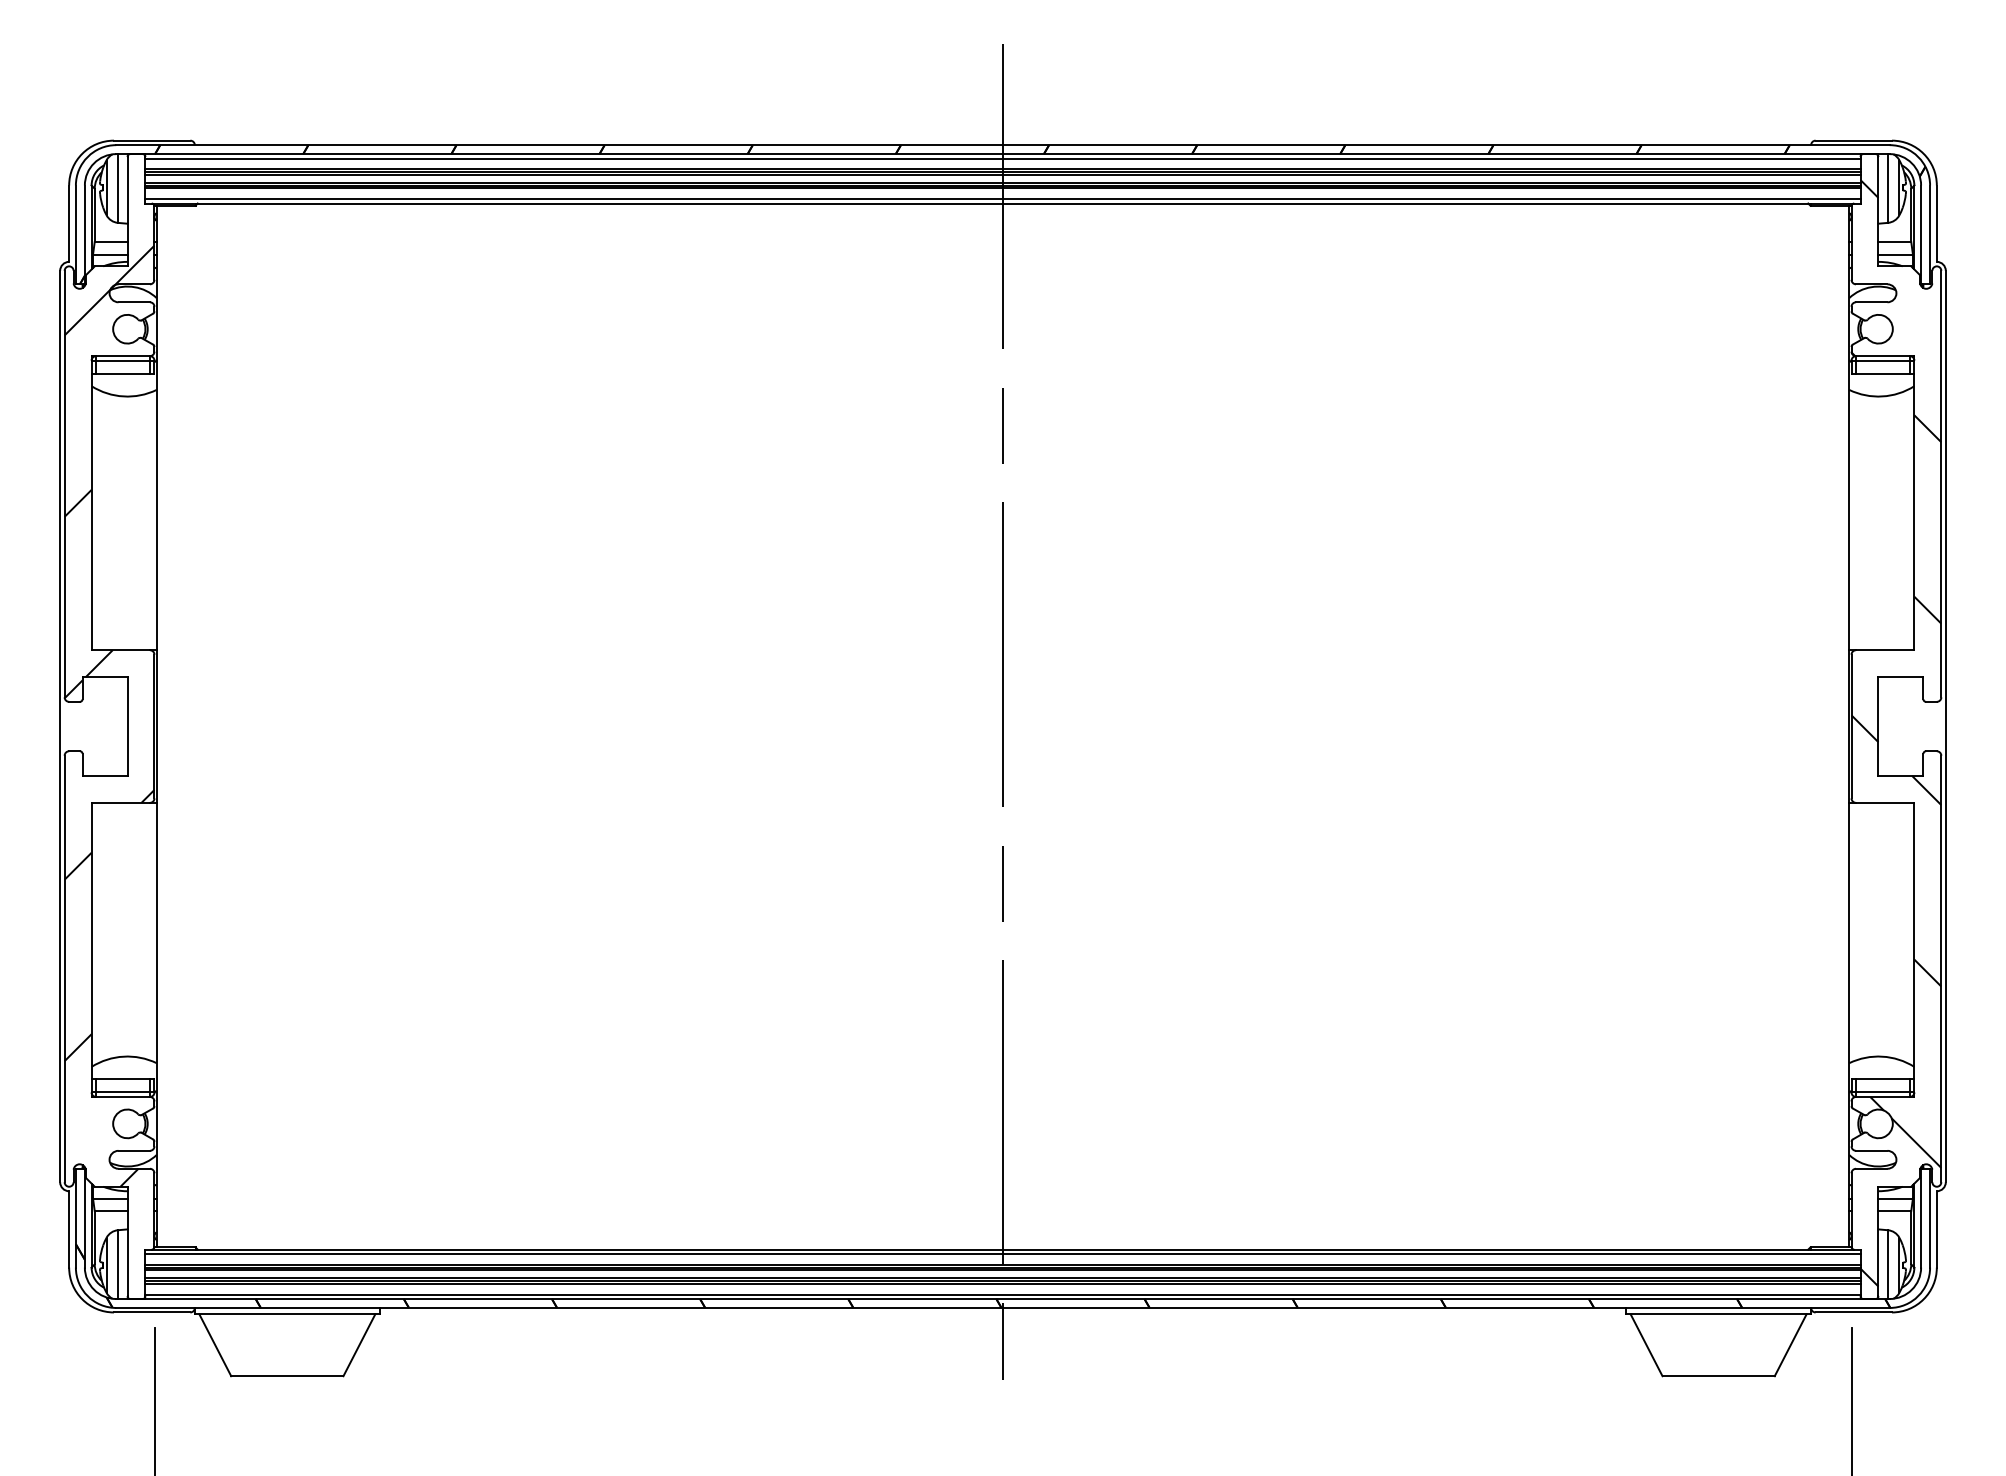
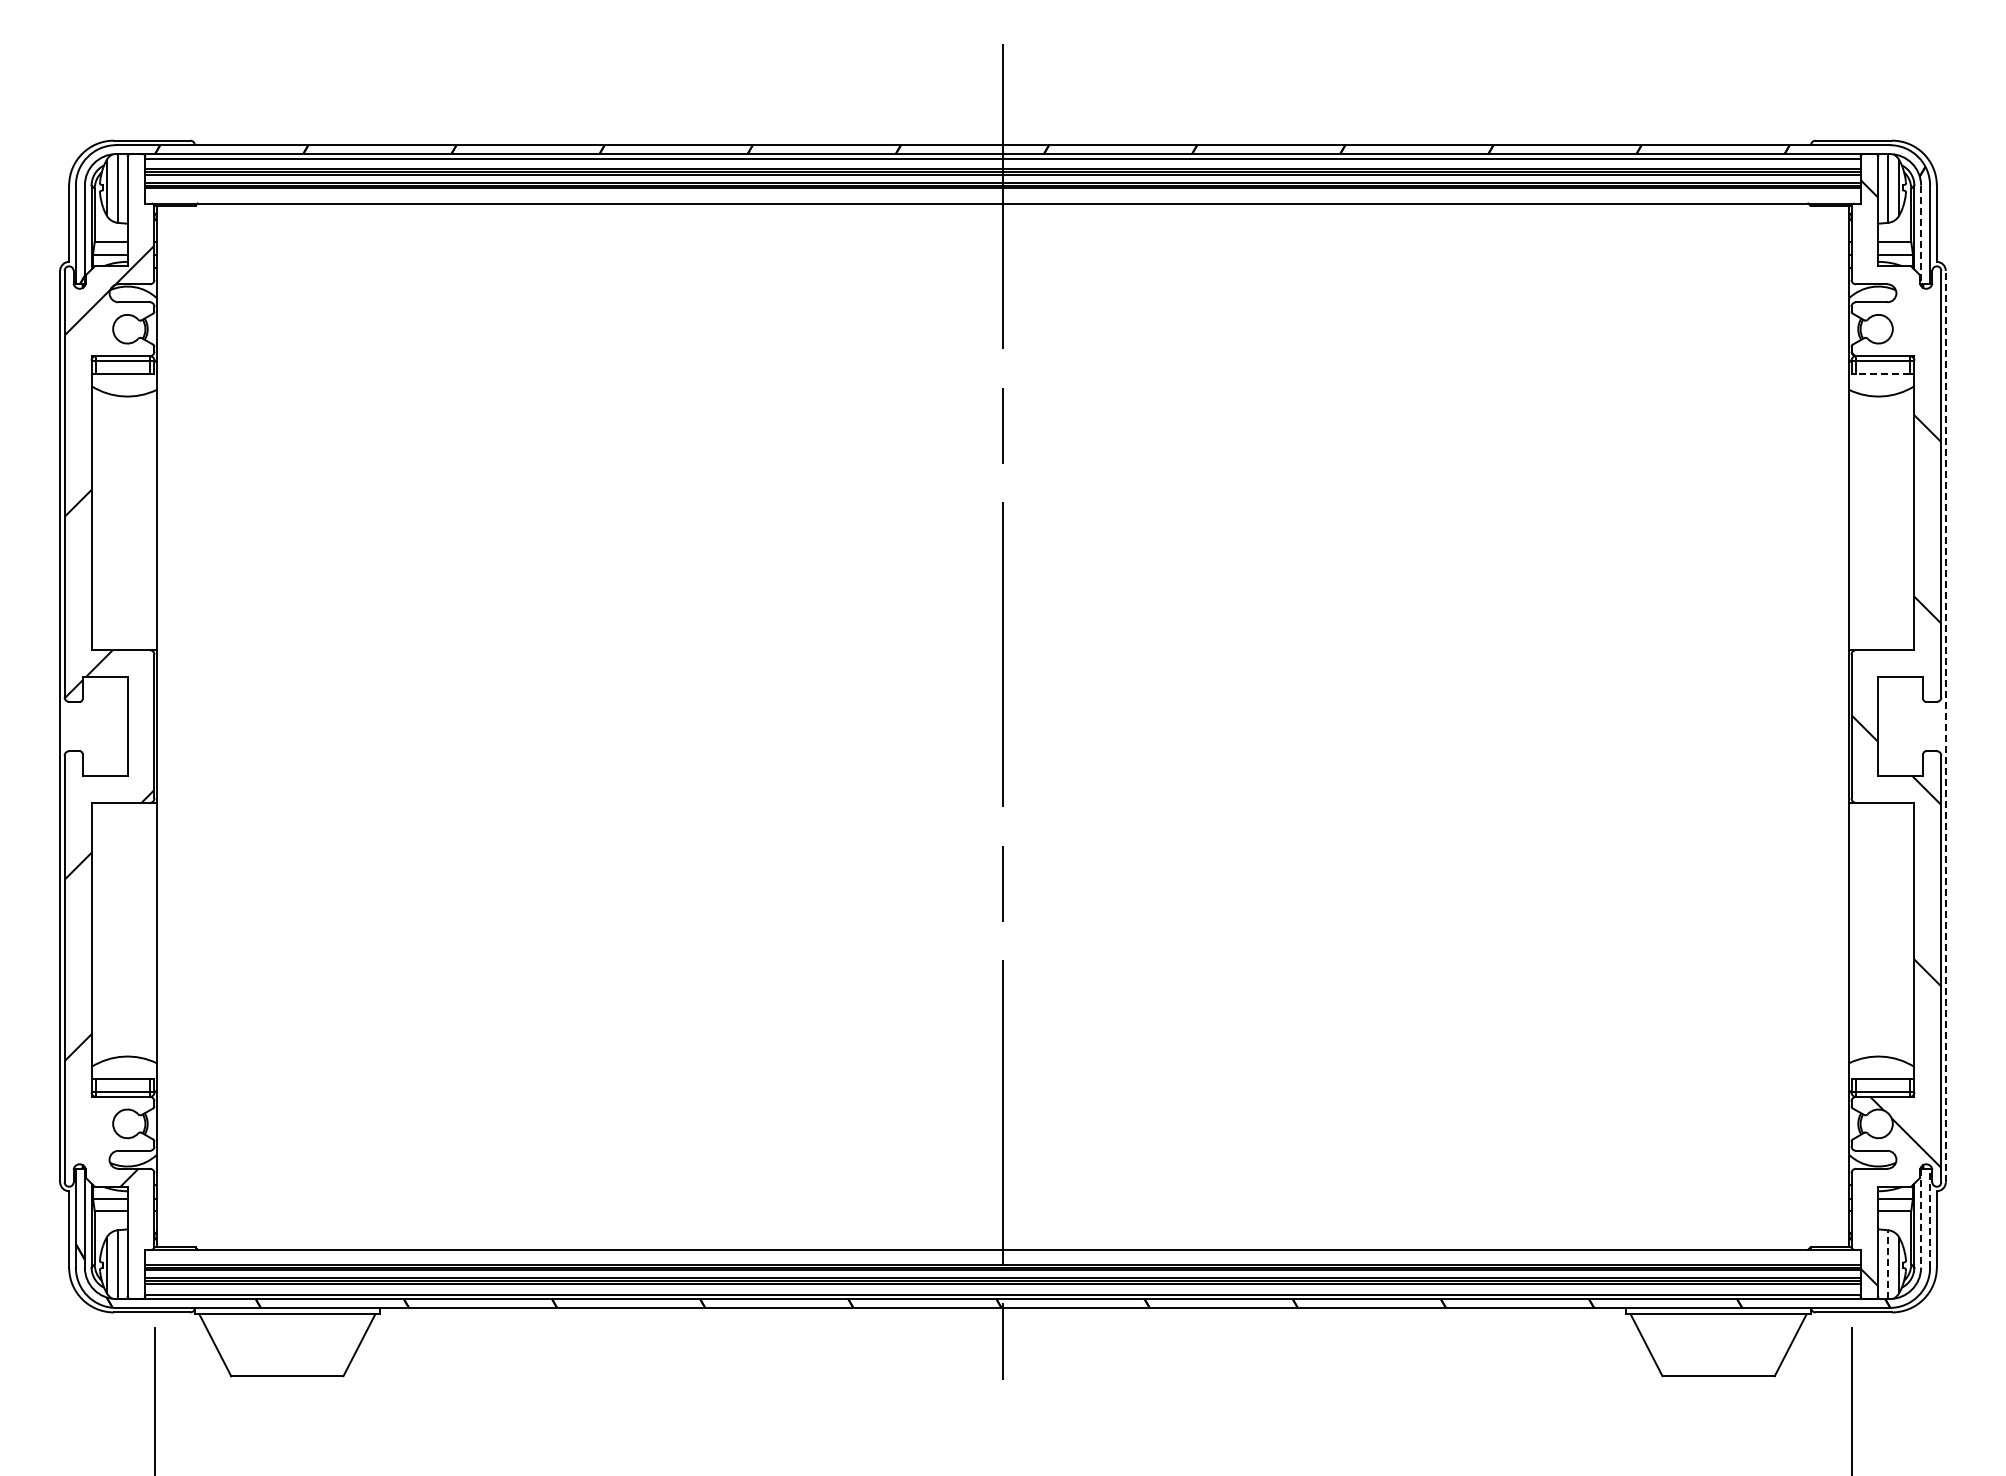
line: present -> none (1002, 199)
line: solid -> dashed (1921, 235)
line: solid -> dashed (1882, 374)
line: solid -> dashed (1945, 726)
line: solid -> dashed (1930, 1217)
line: solid -> dashed (1921, 1218)
line: present -> none (1002, 1254)
line: solid -> dashed (1887, 1264)
